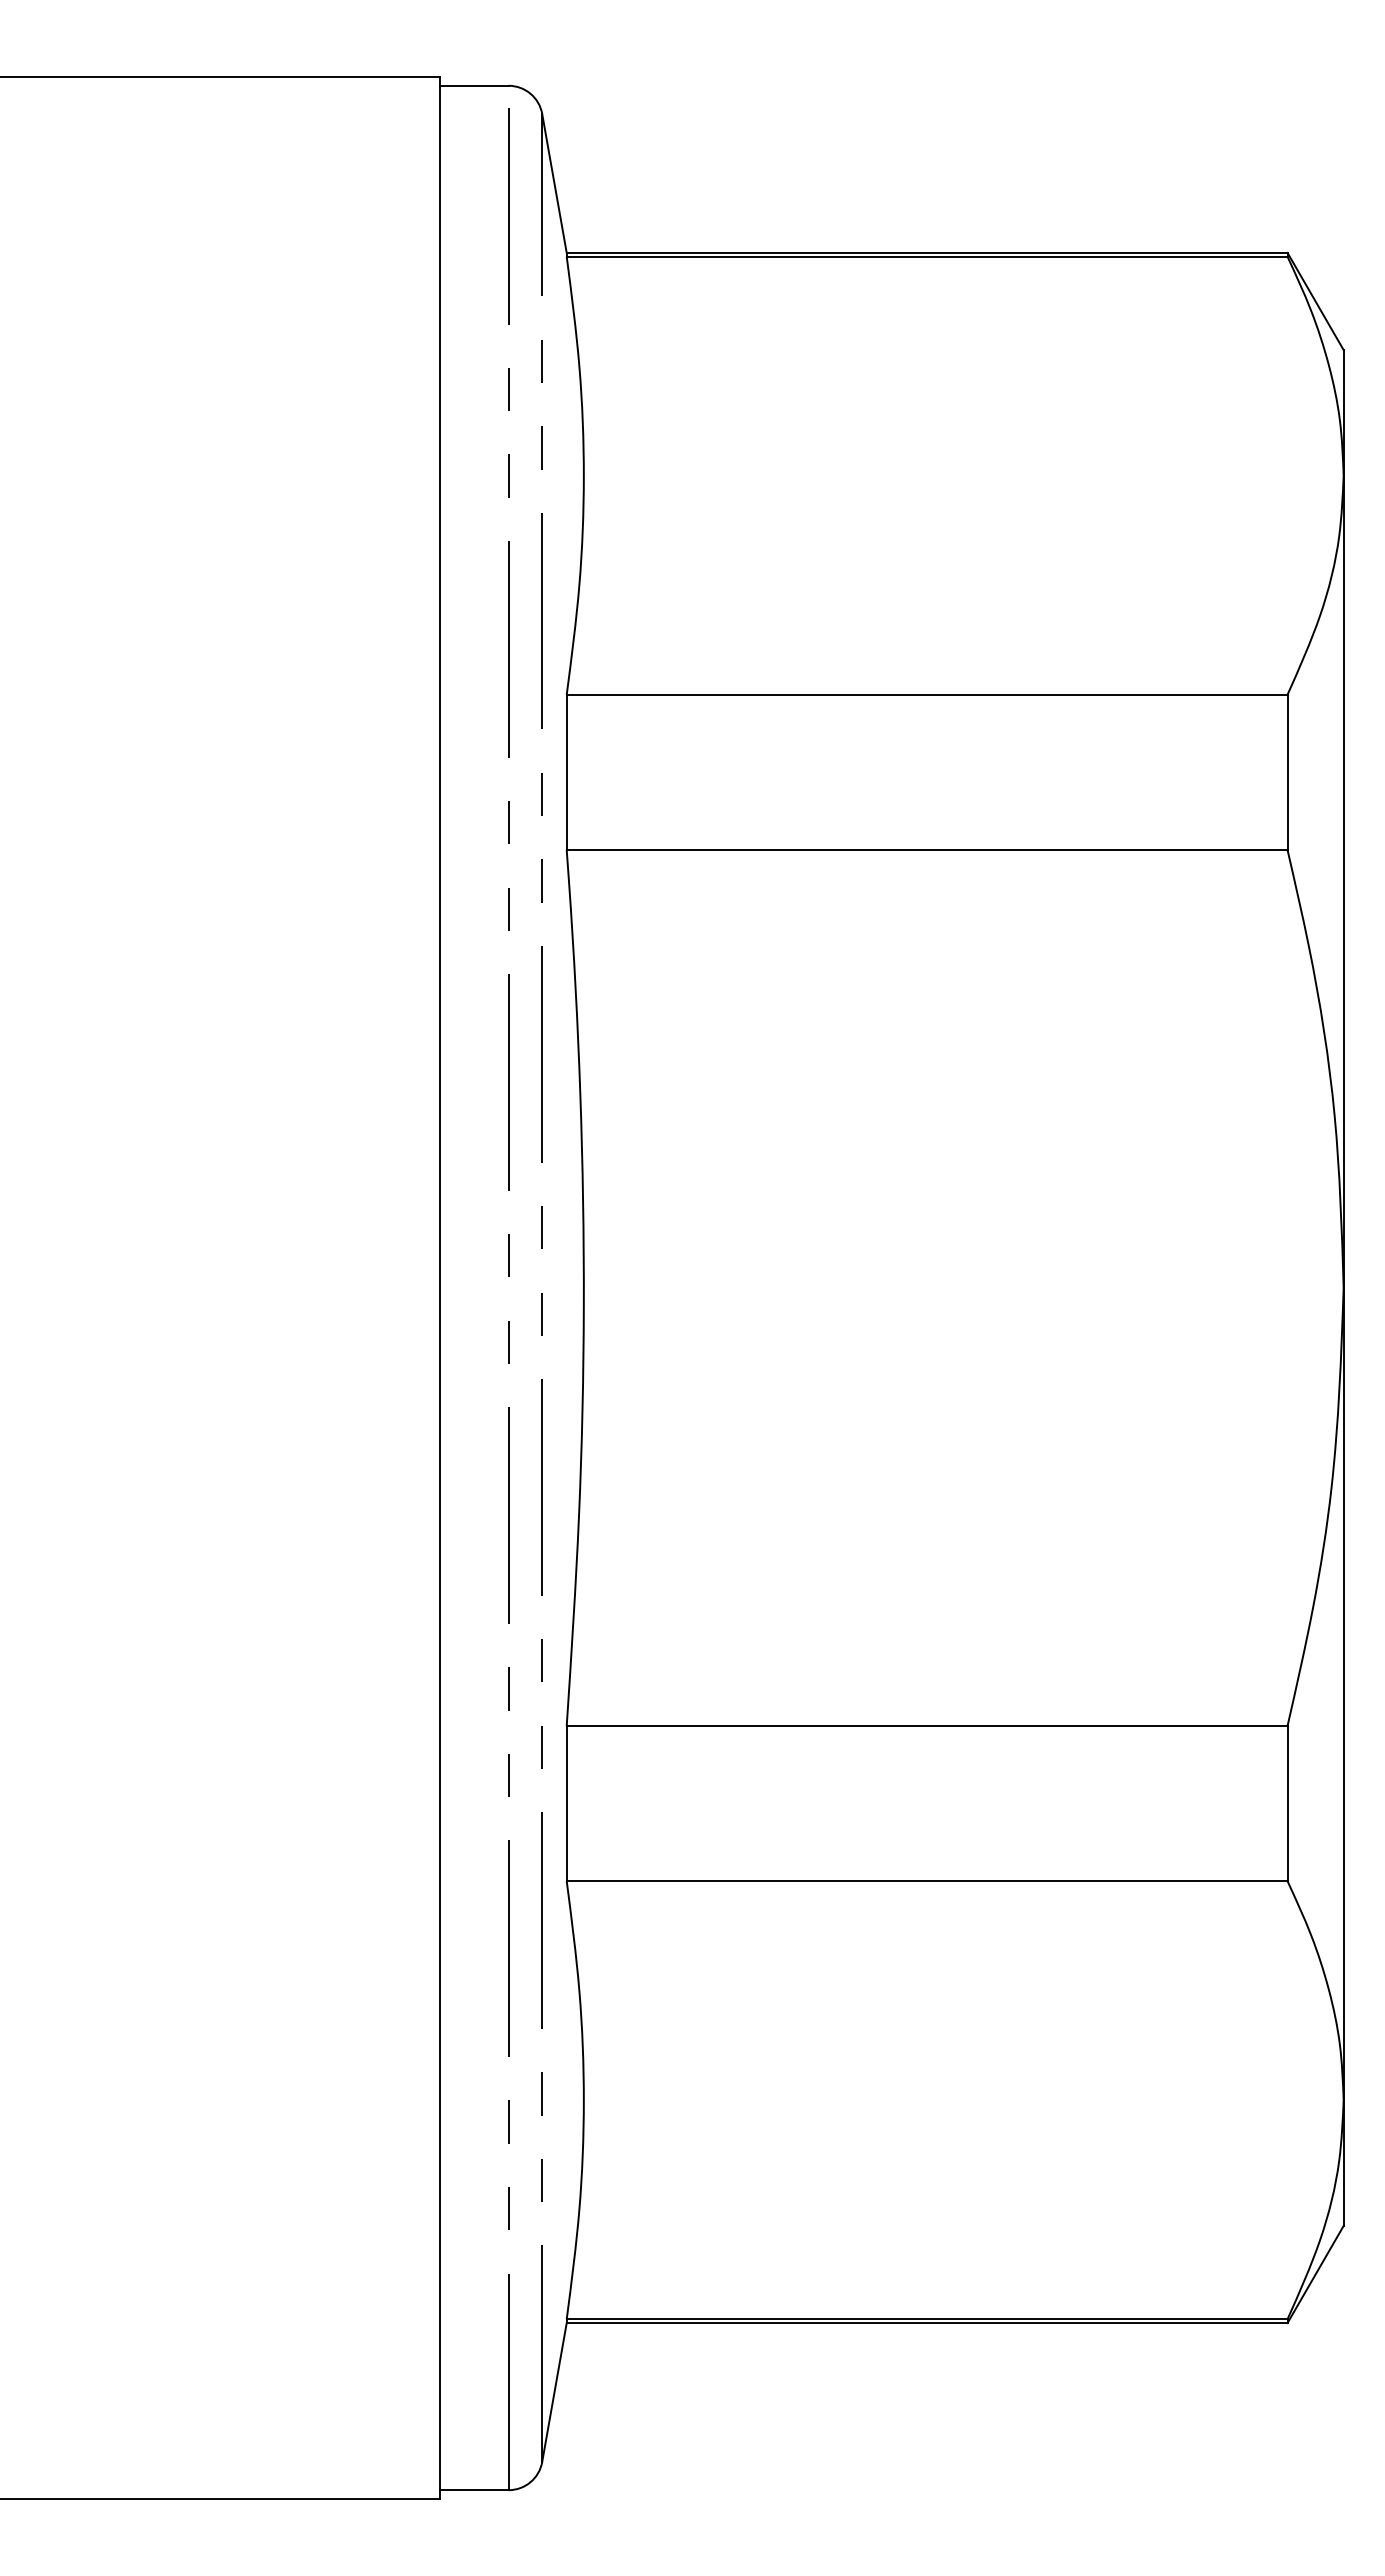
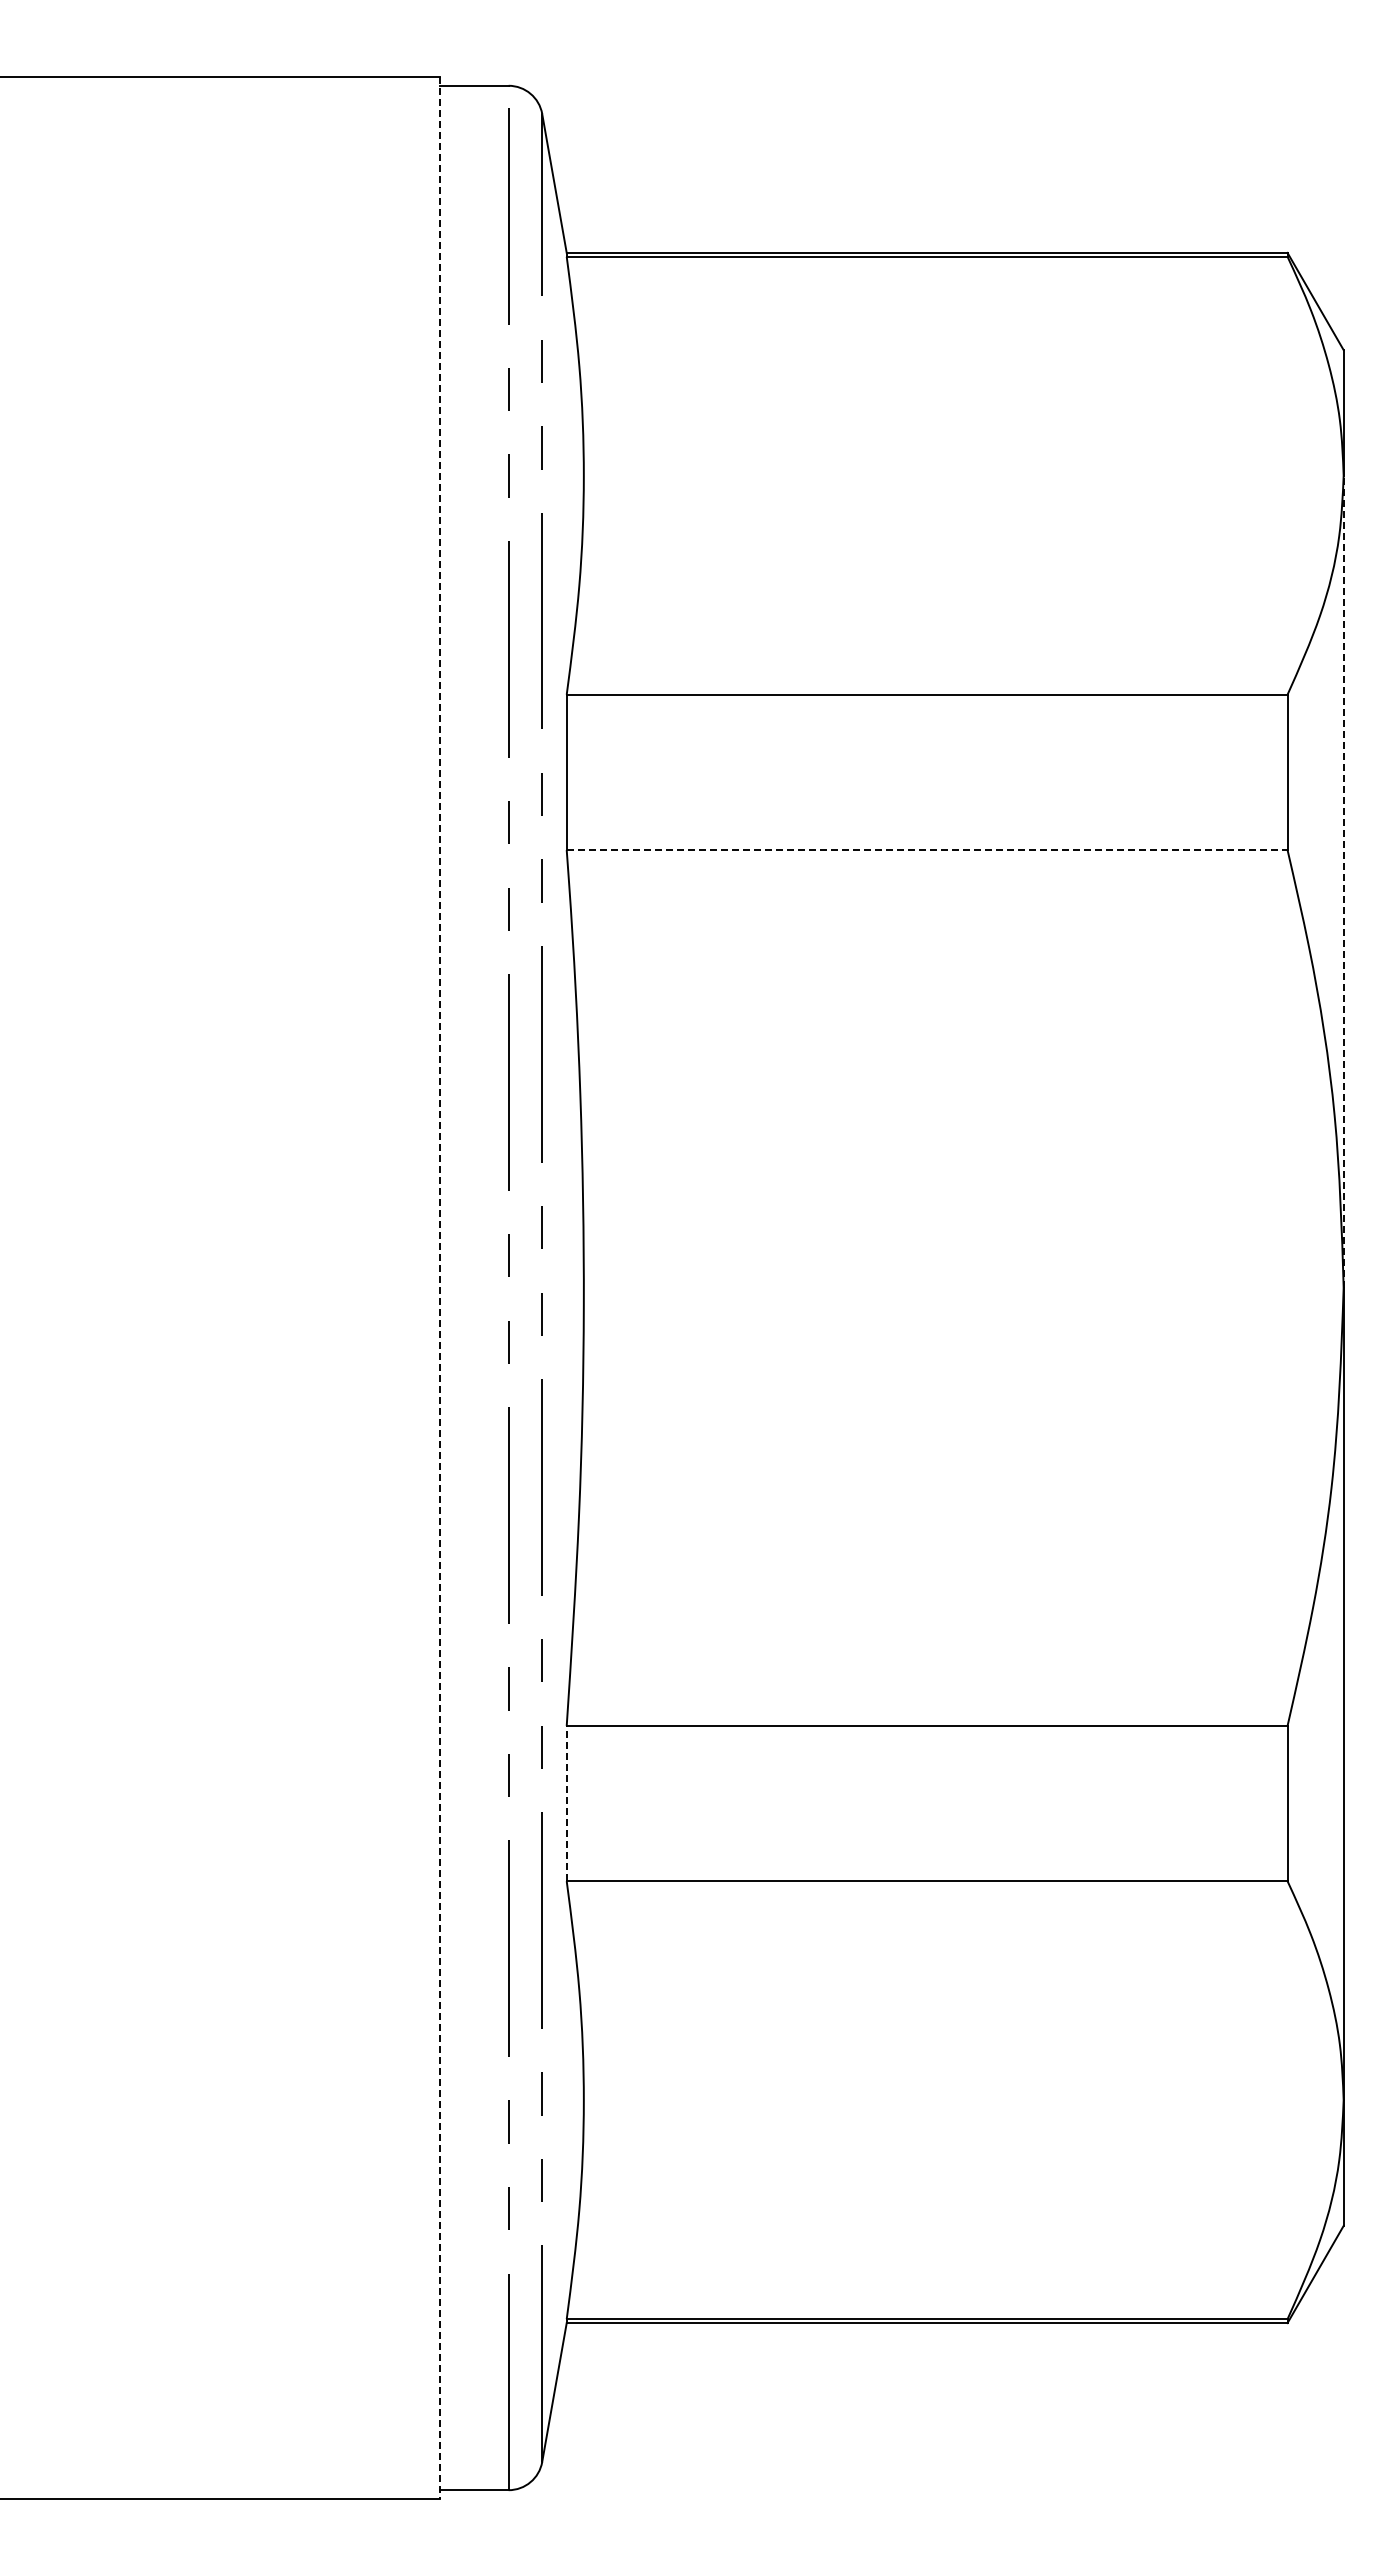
line: solid -> dashed (927, 850)
line: solid -> dashed (1343, 881)
line: solid -> dashed (439, 1288)
line: solid -> dashed (566, 1803)
